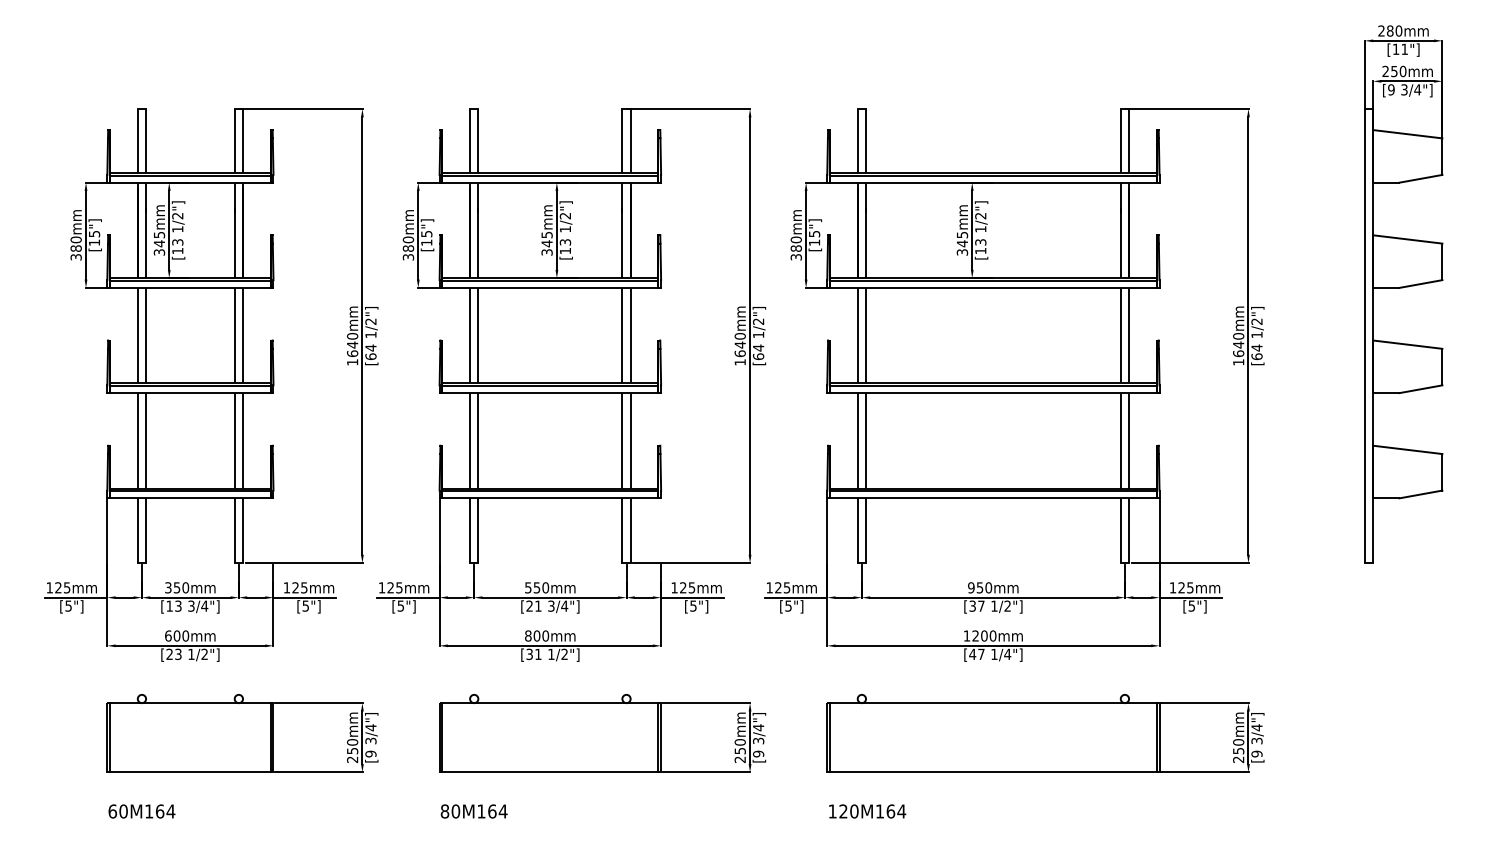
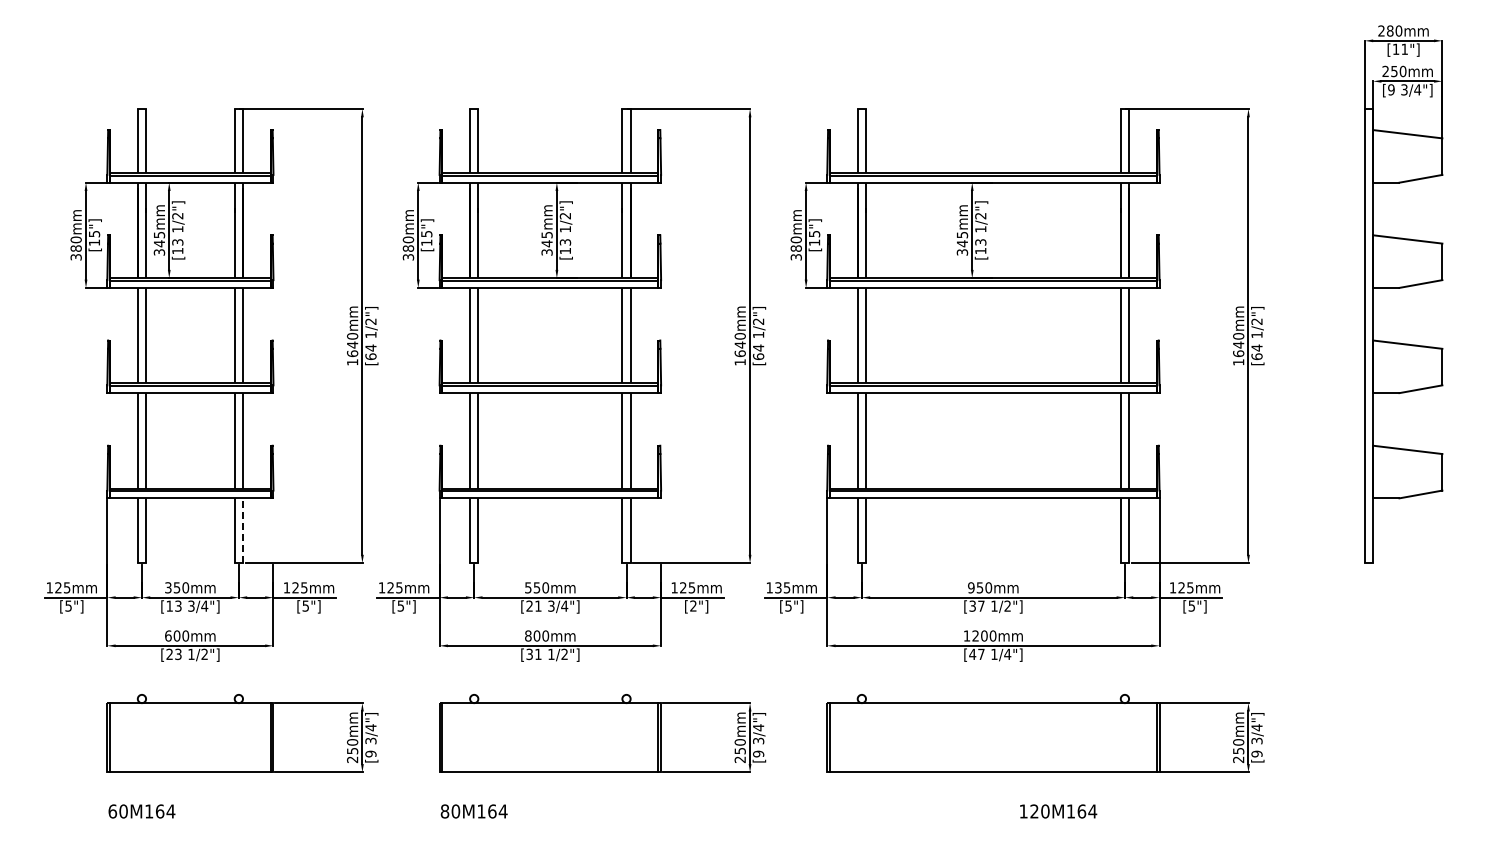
line: solid -> dashed (243, 530)
text: 125mm -> 135mm (778, 588)
text: [5"] -> [2"] (693, 605)
text position: (867, 811) -> (1058, 811) (1058, 811)
